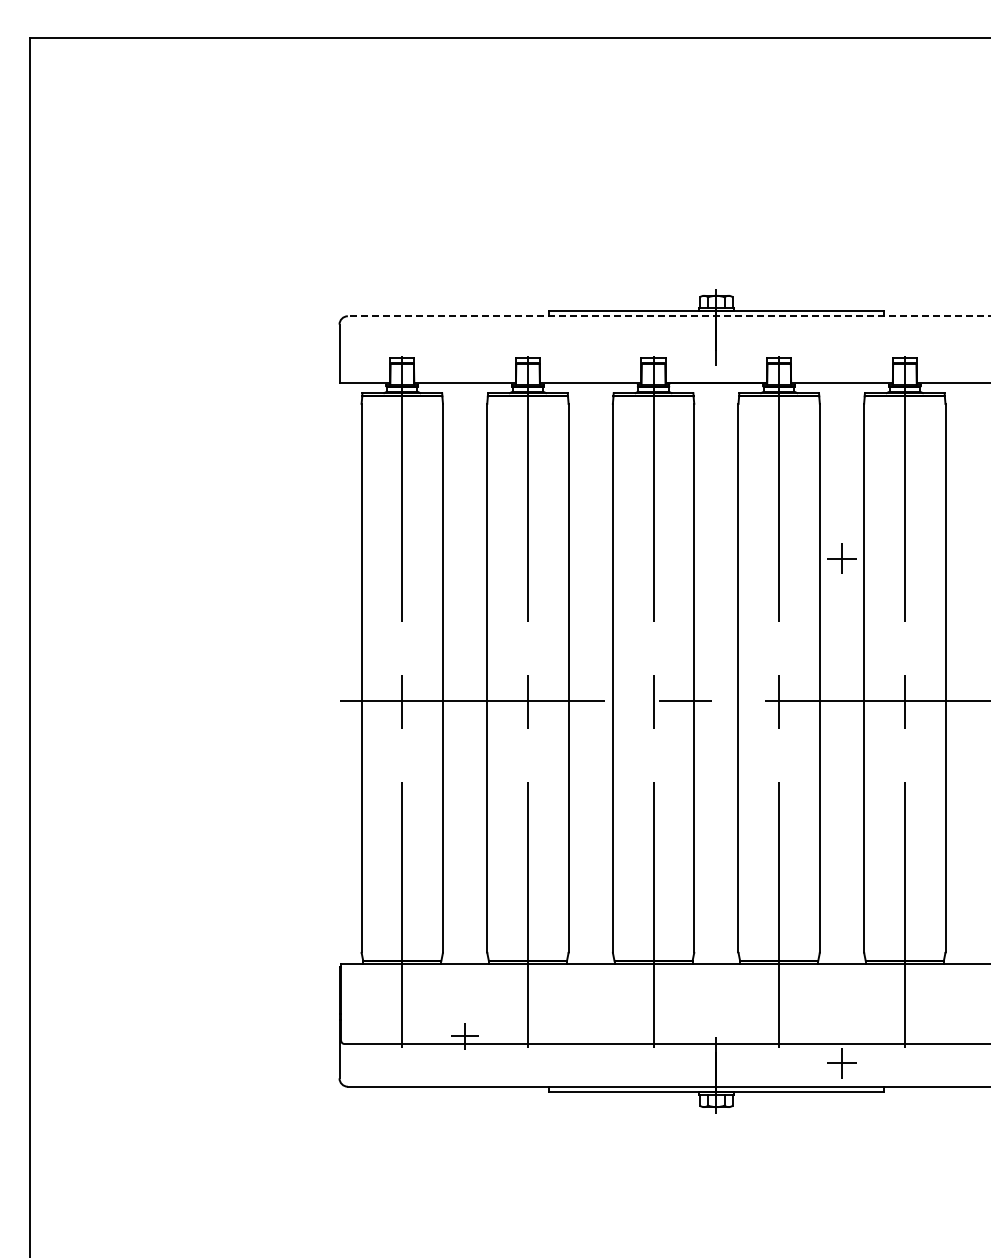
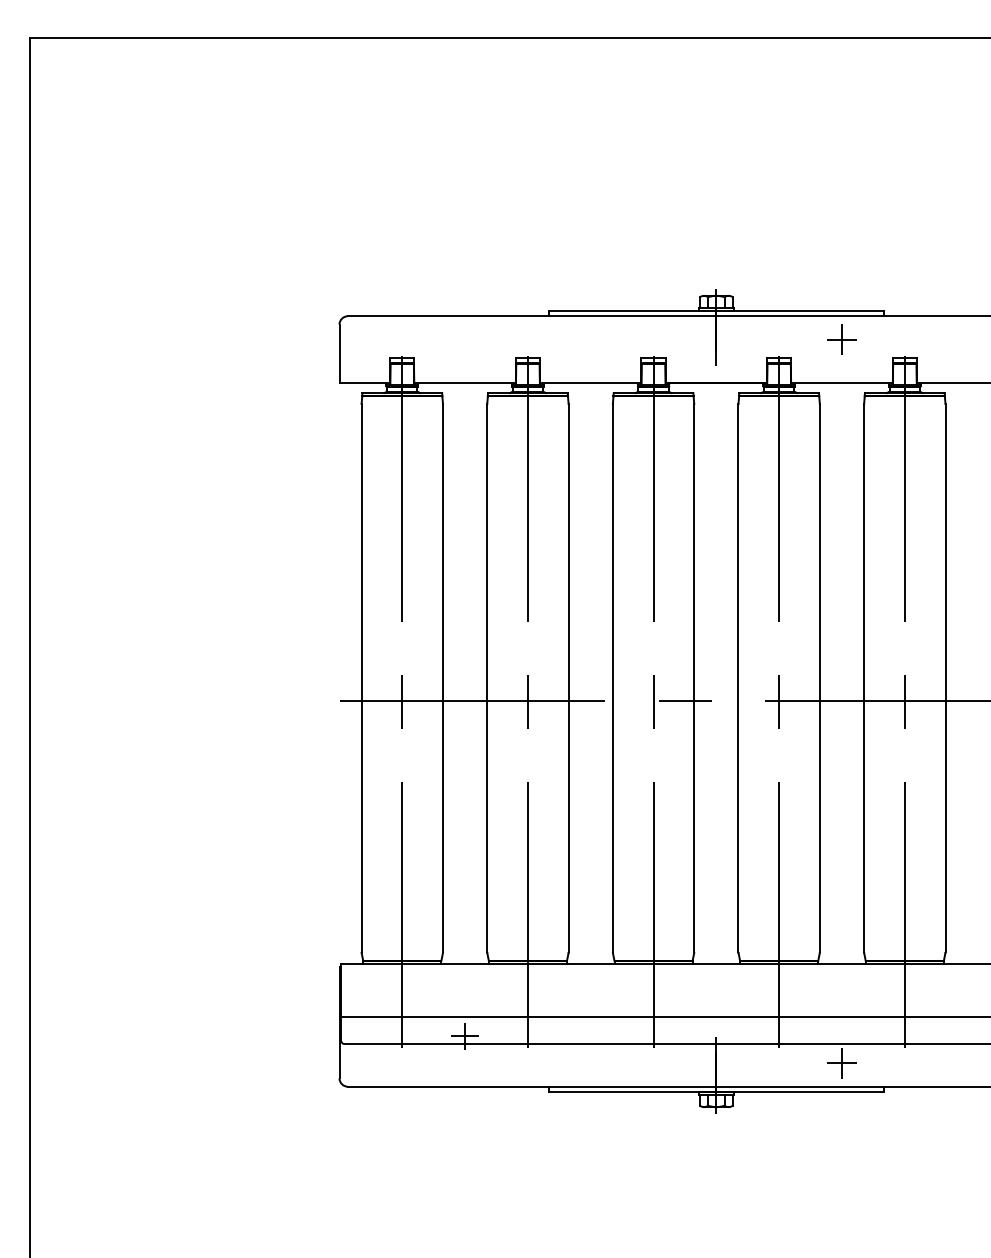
line: dashed -> solid (668, 316)
part position: (841, 558) -> (841, 339) (841, 339)
line: none -> present (664, 1017)
